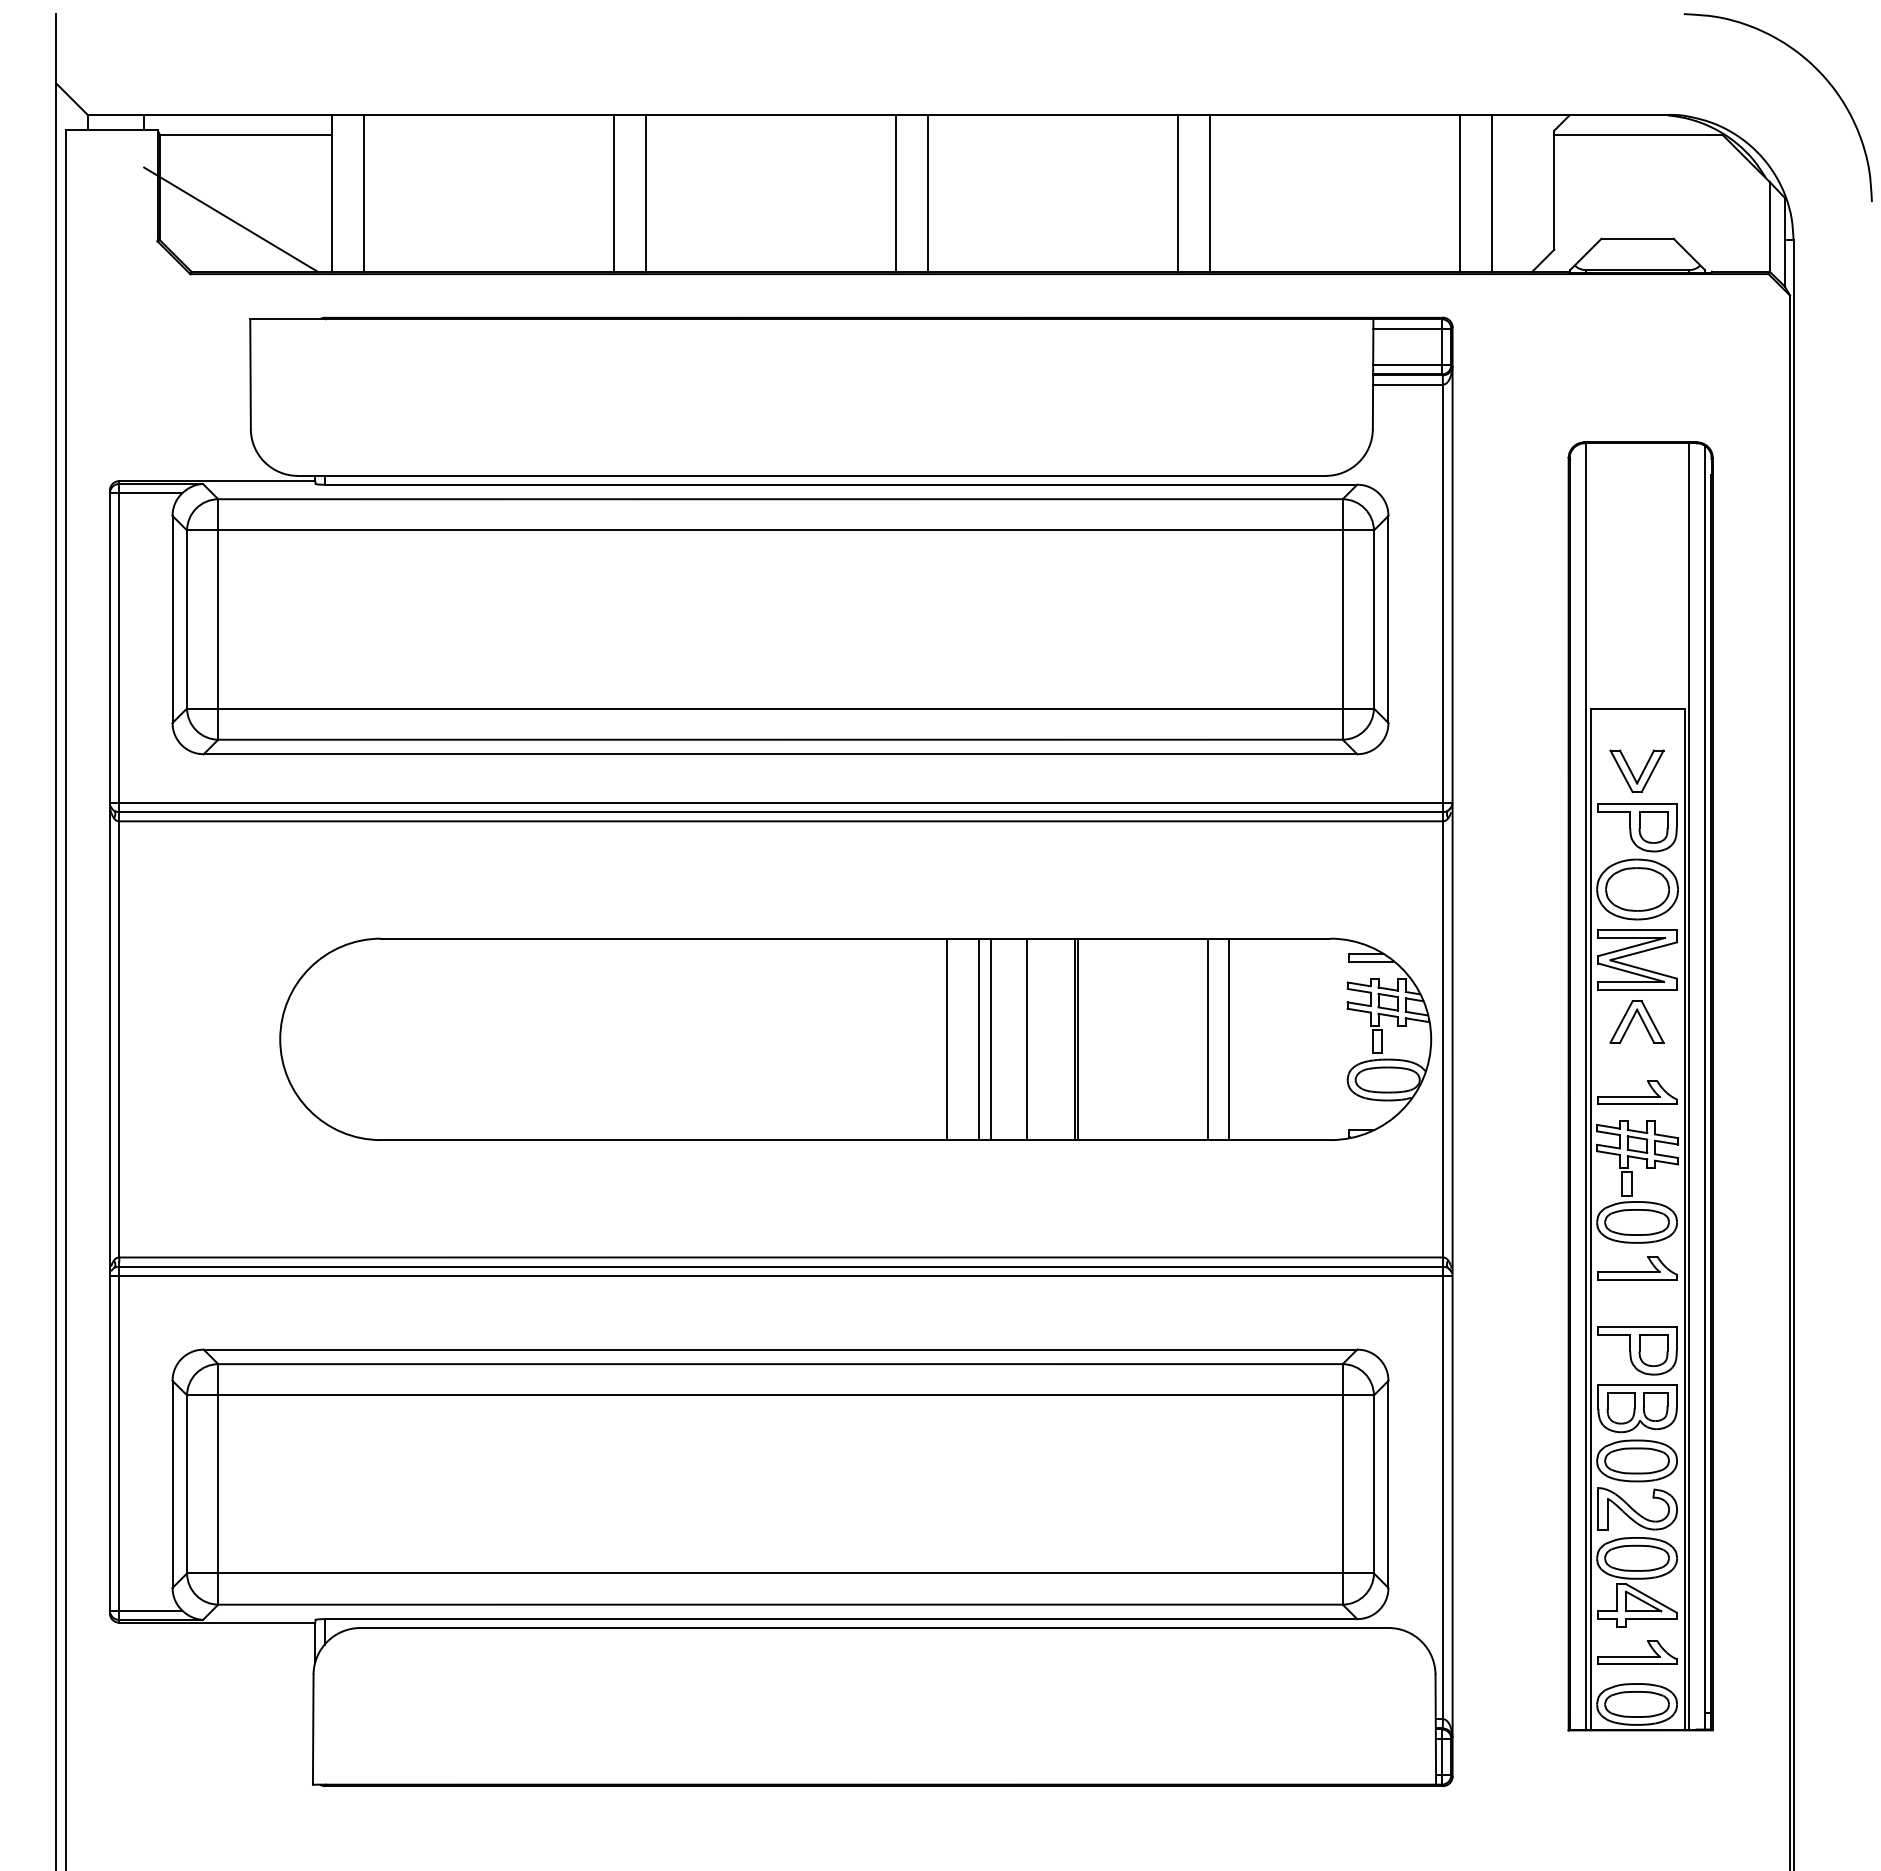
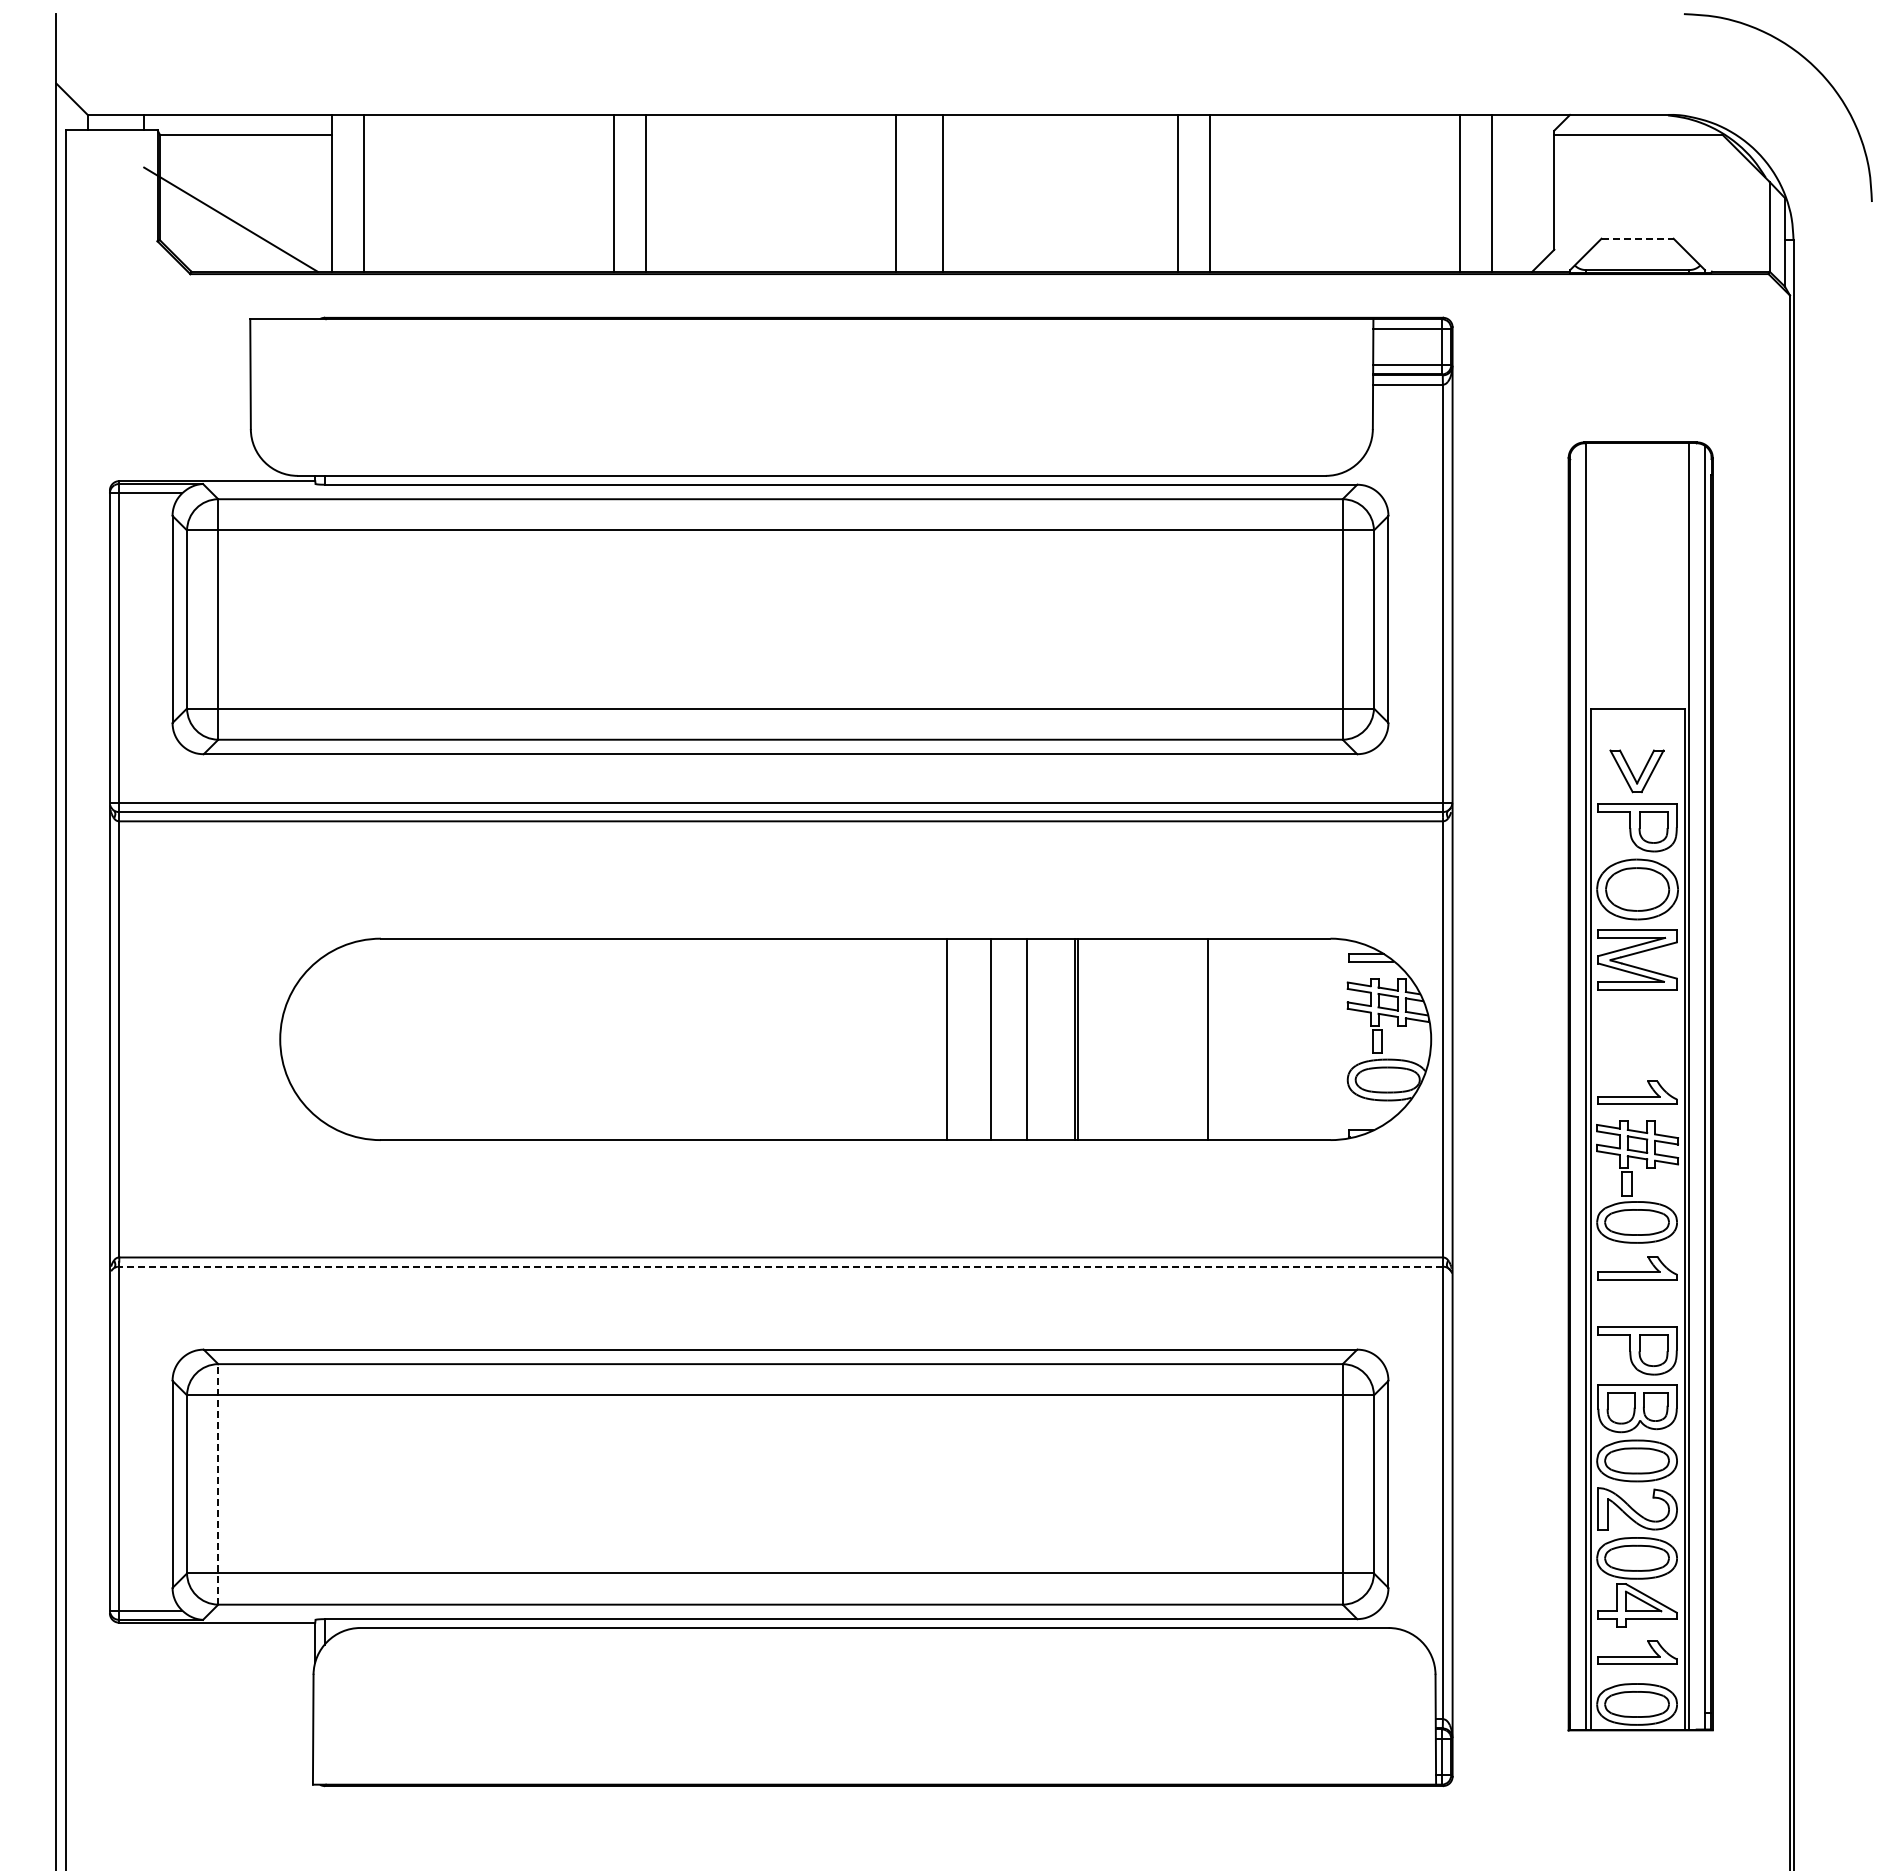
line position: (927, 192) -> (942, 192) (942, 192)
line: solid -> dashed (1638, 238)
part: present -> none (1636, 1021)
line: present -> none (979, 1039)
line: present -> none (1228, 1039)
line: solid -> dashed (781, 1266)
line: present -> none (781, 1276)
line: solid -> dashed (218, 1483)
